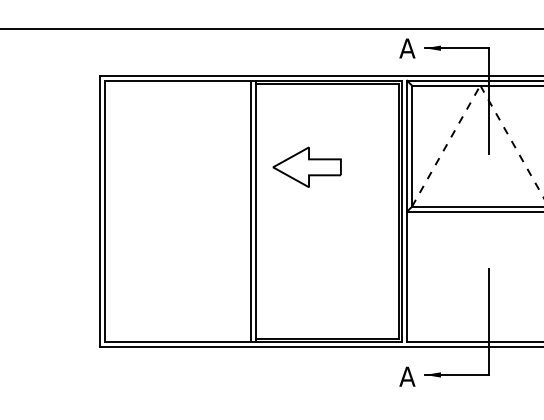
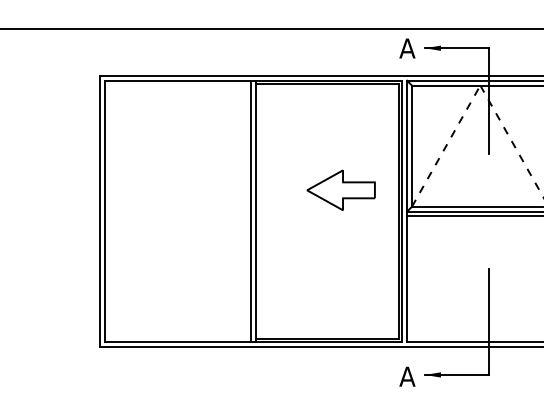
part position: (306, 166) -> (340, 189) (340, 189)
line: none -> present (473, 216)
